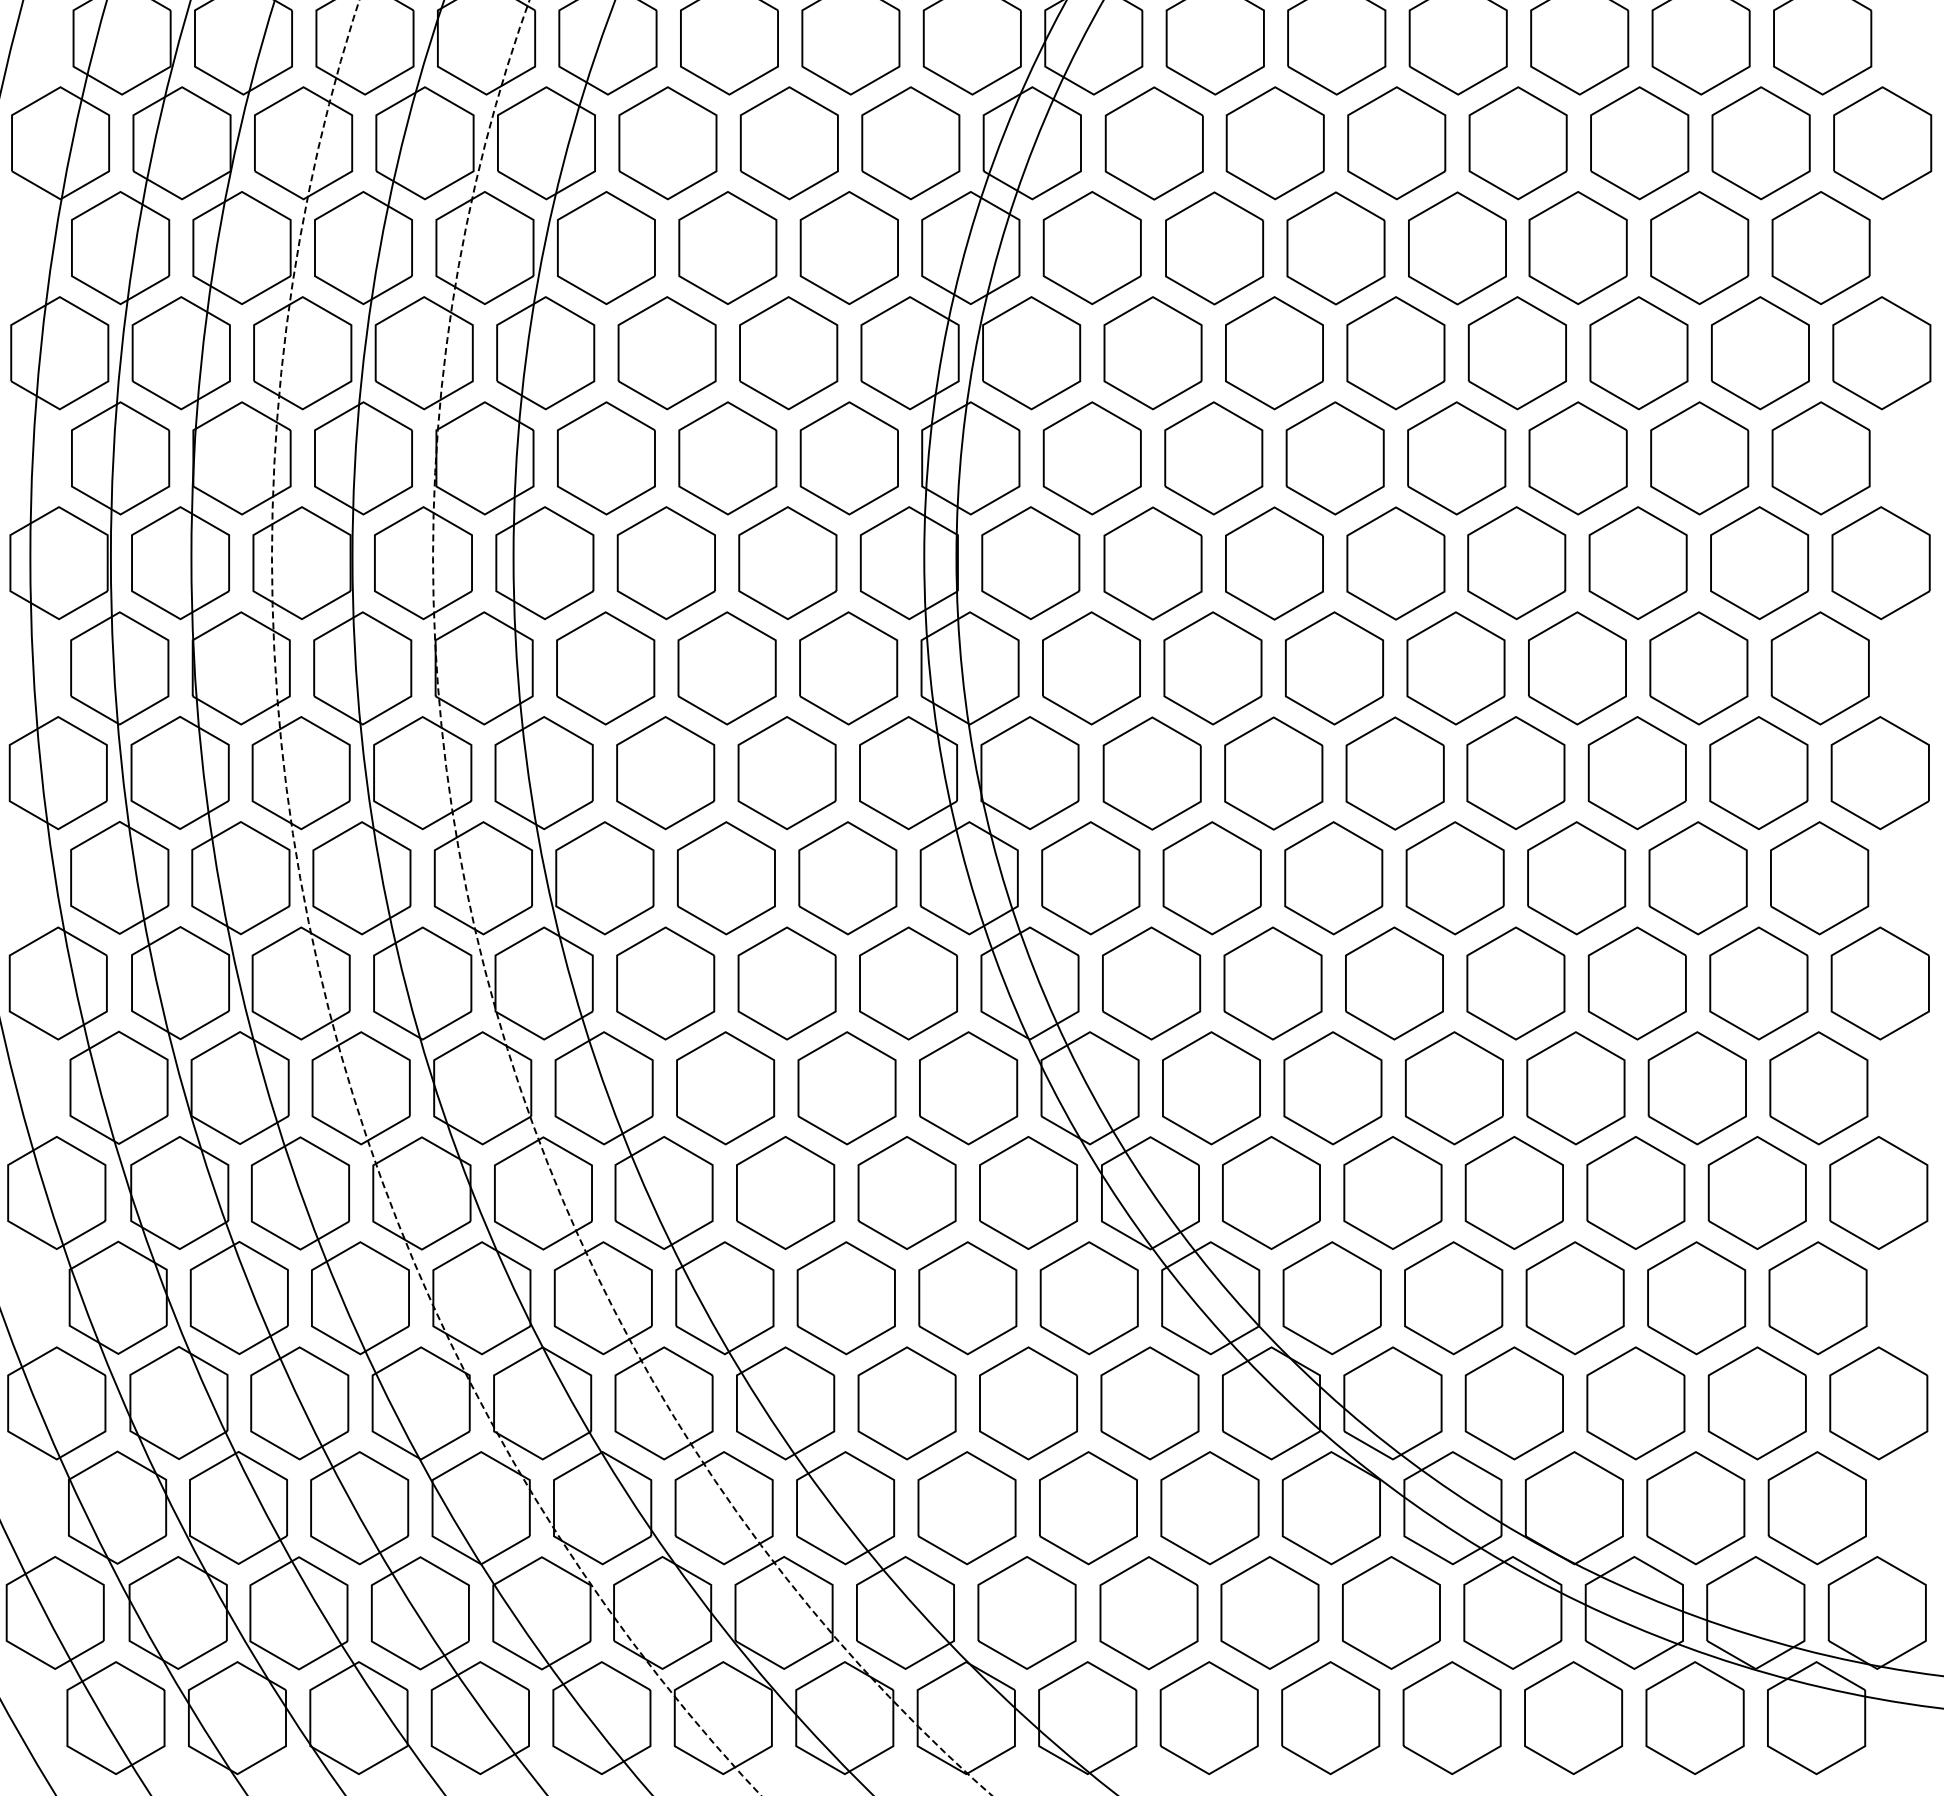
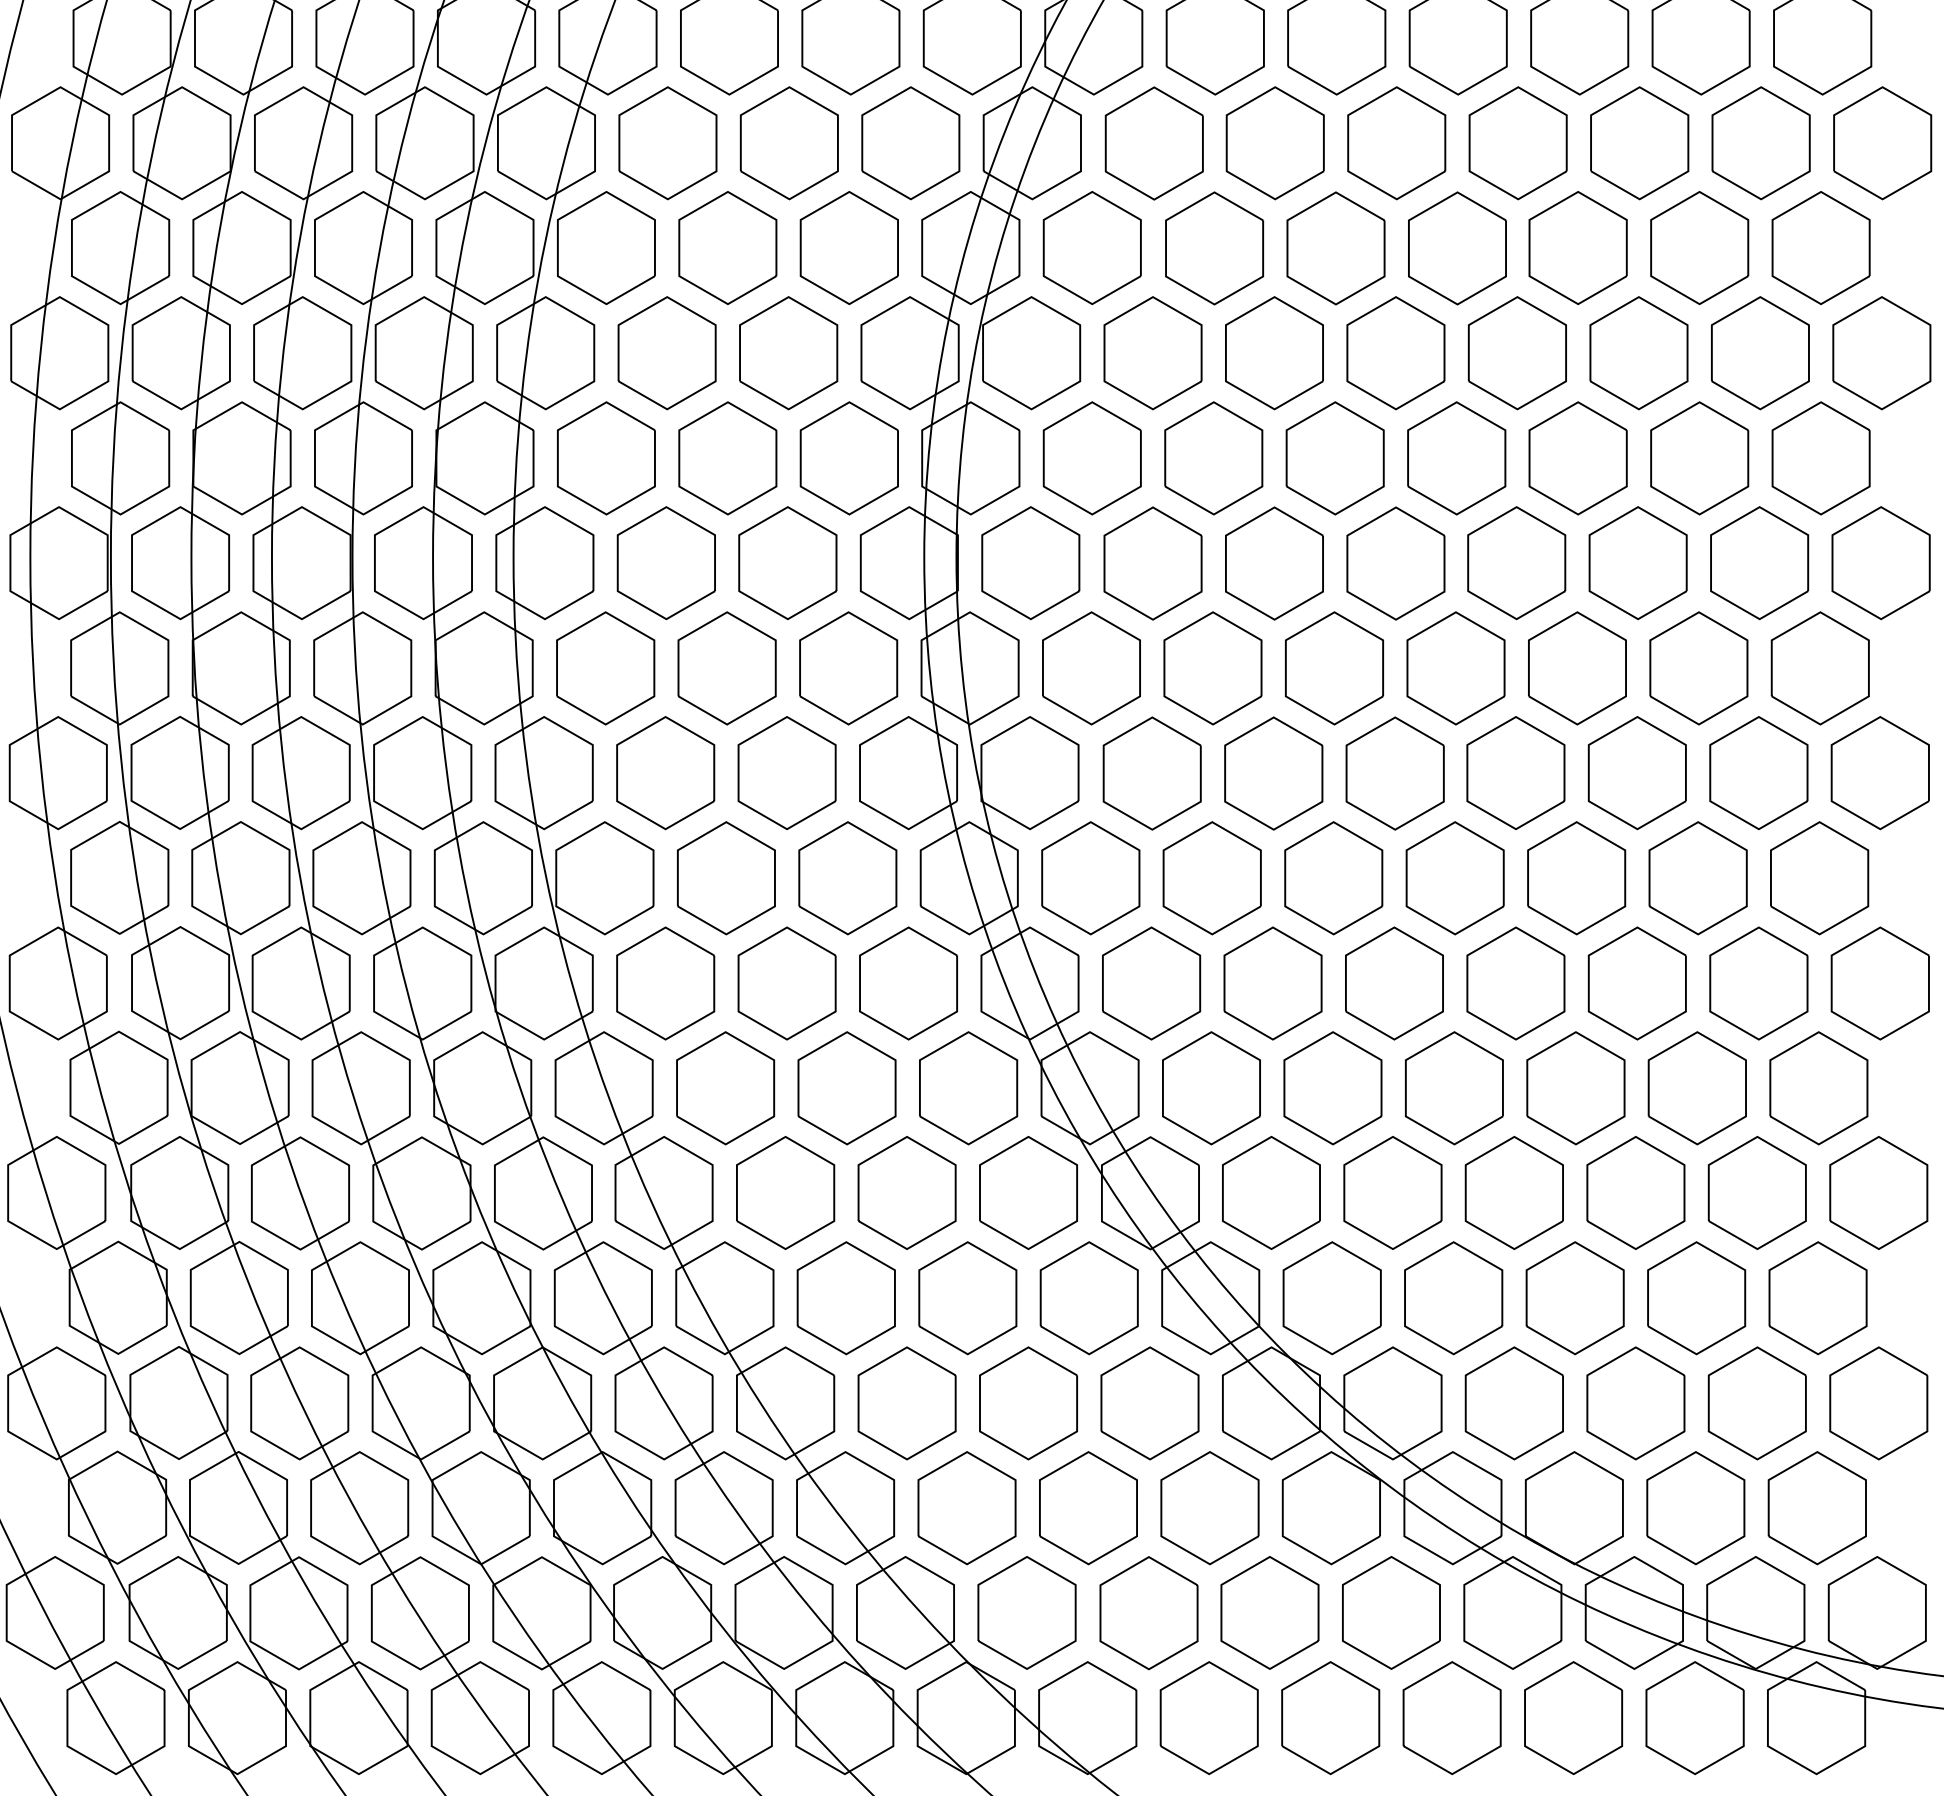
circle: dashed -> solid (515, 897)
circle: dashed -> solid (712, 897)
